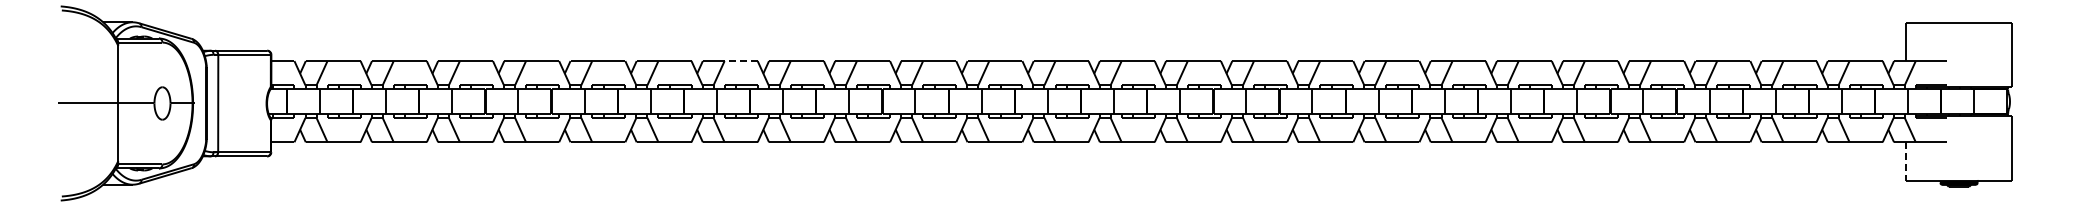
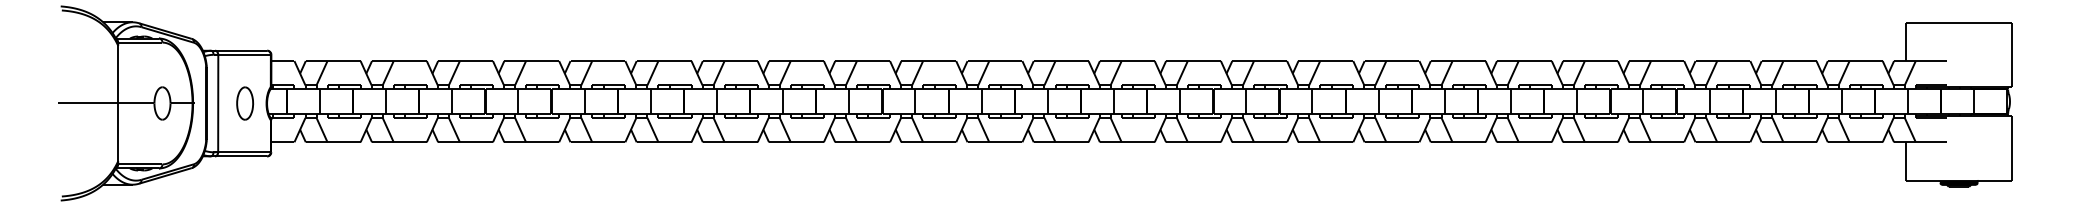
line: dashed -> solid (741, 61)
part: none -> present (245, 103)
line: dashed -> solid (1906, 162)
